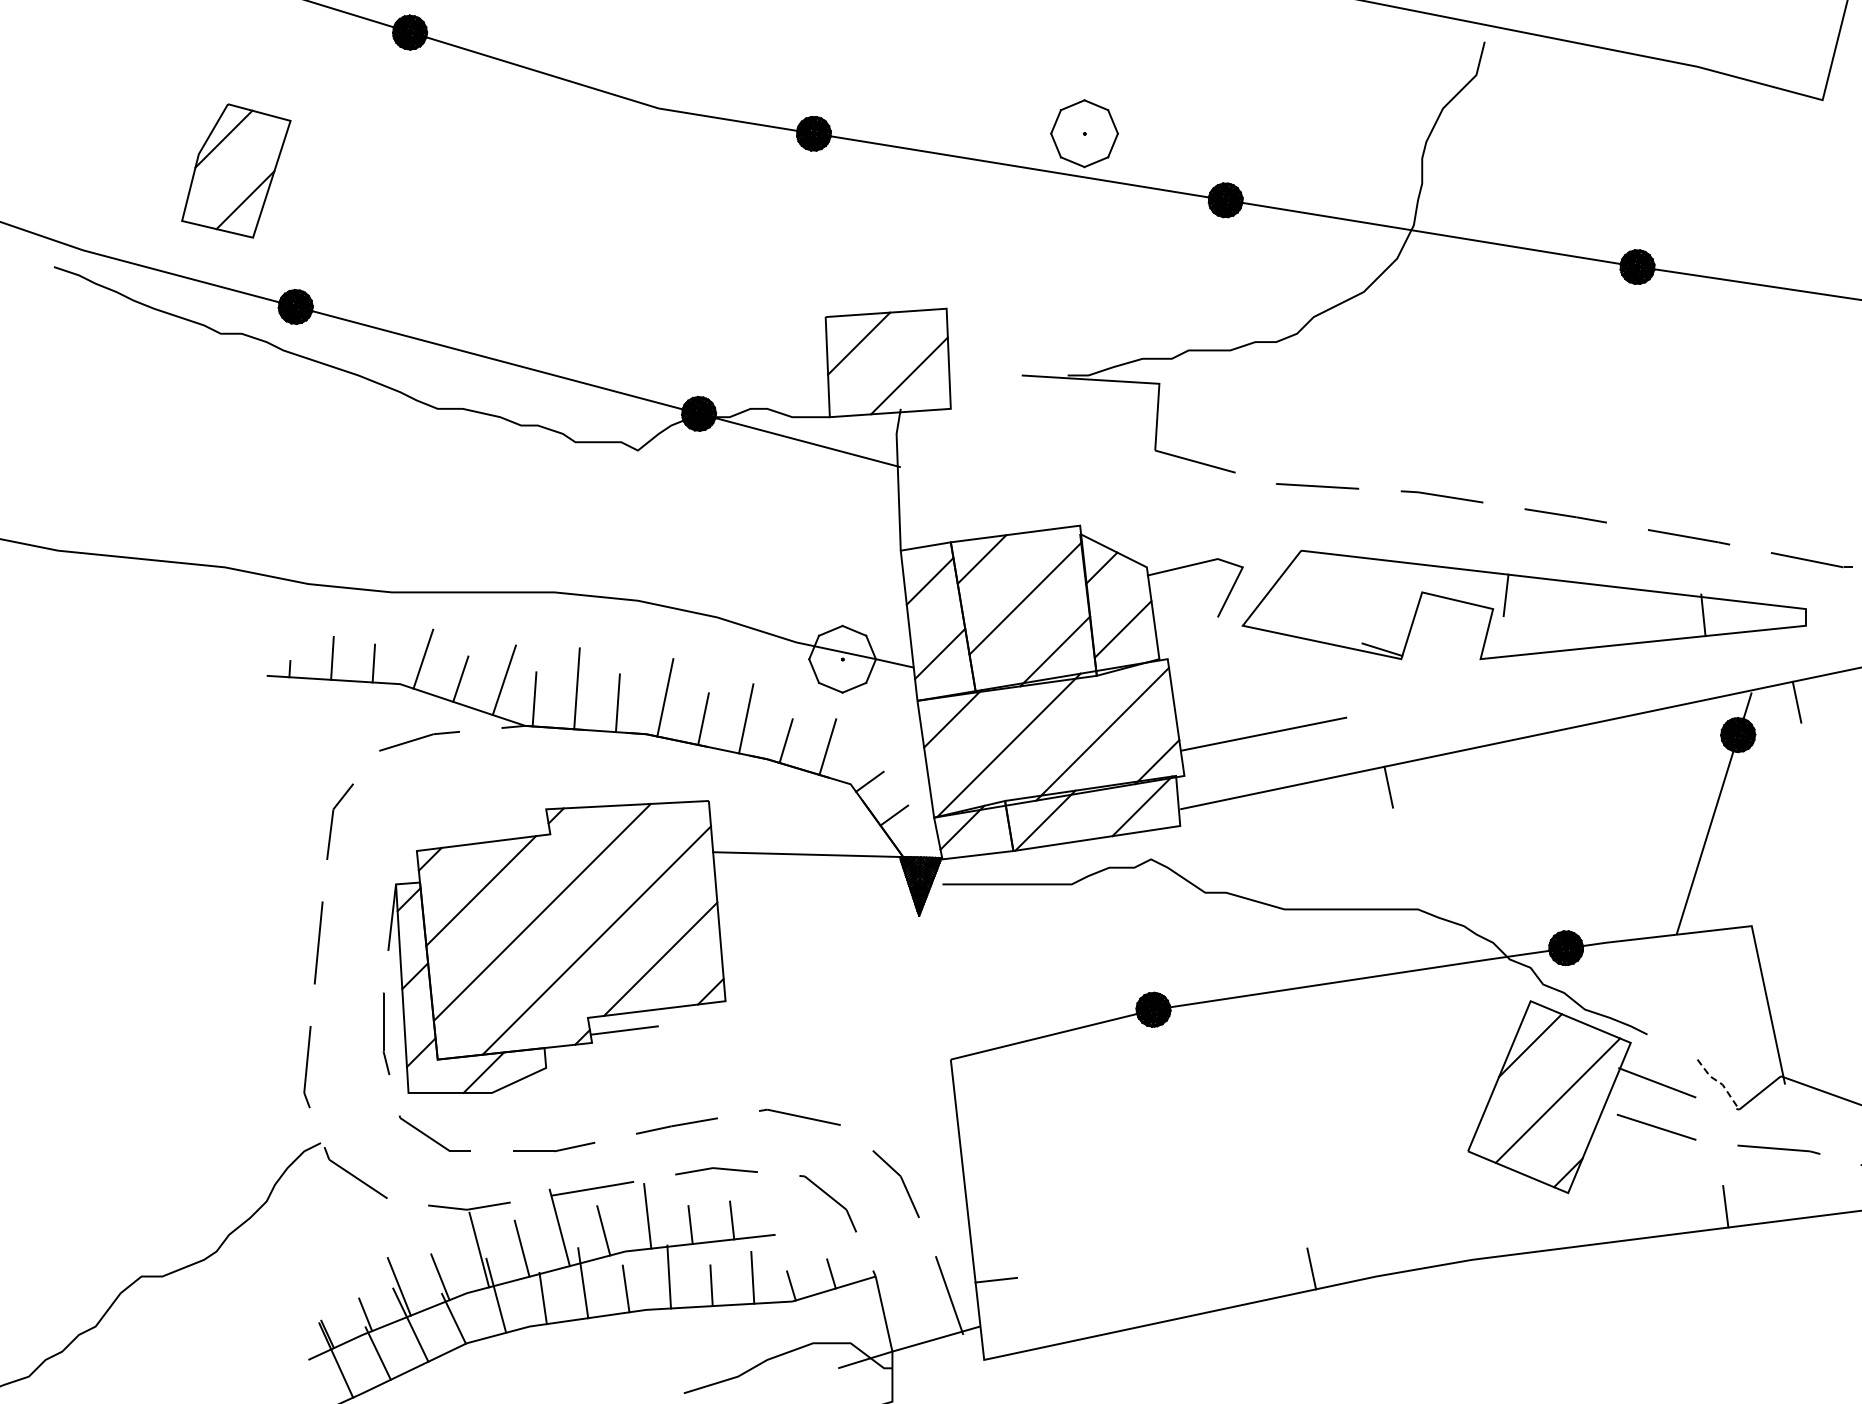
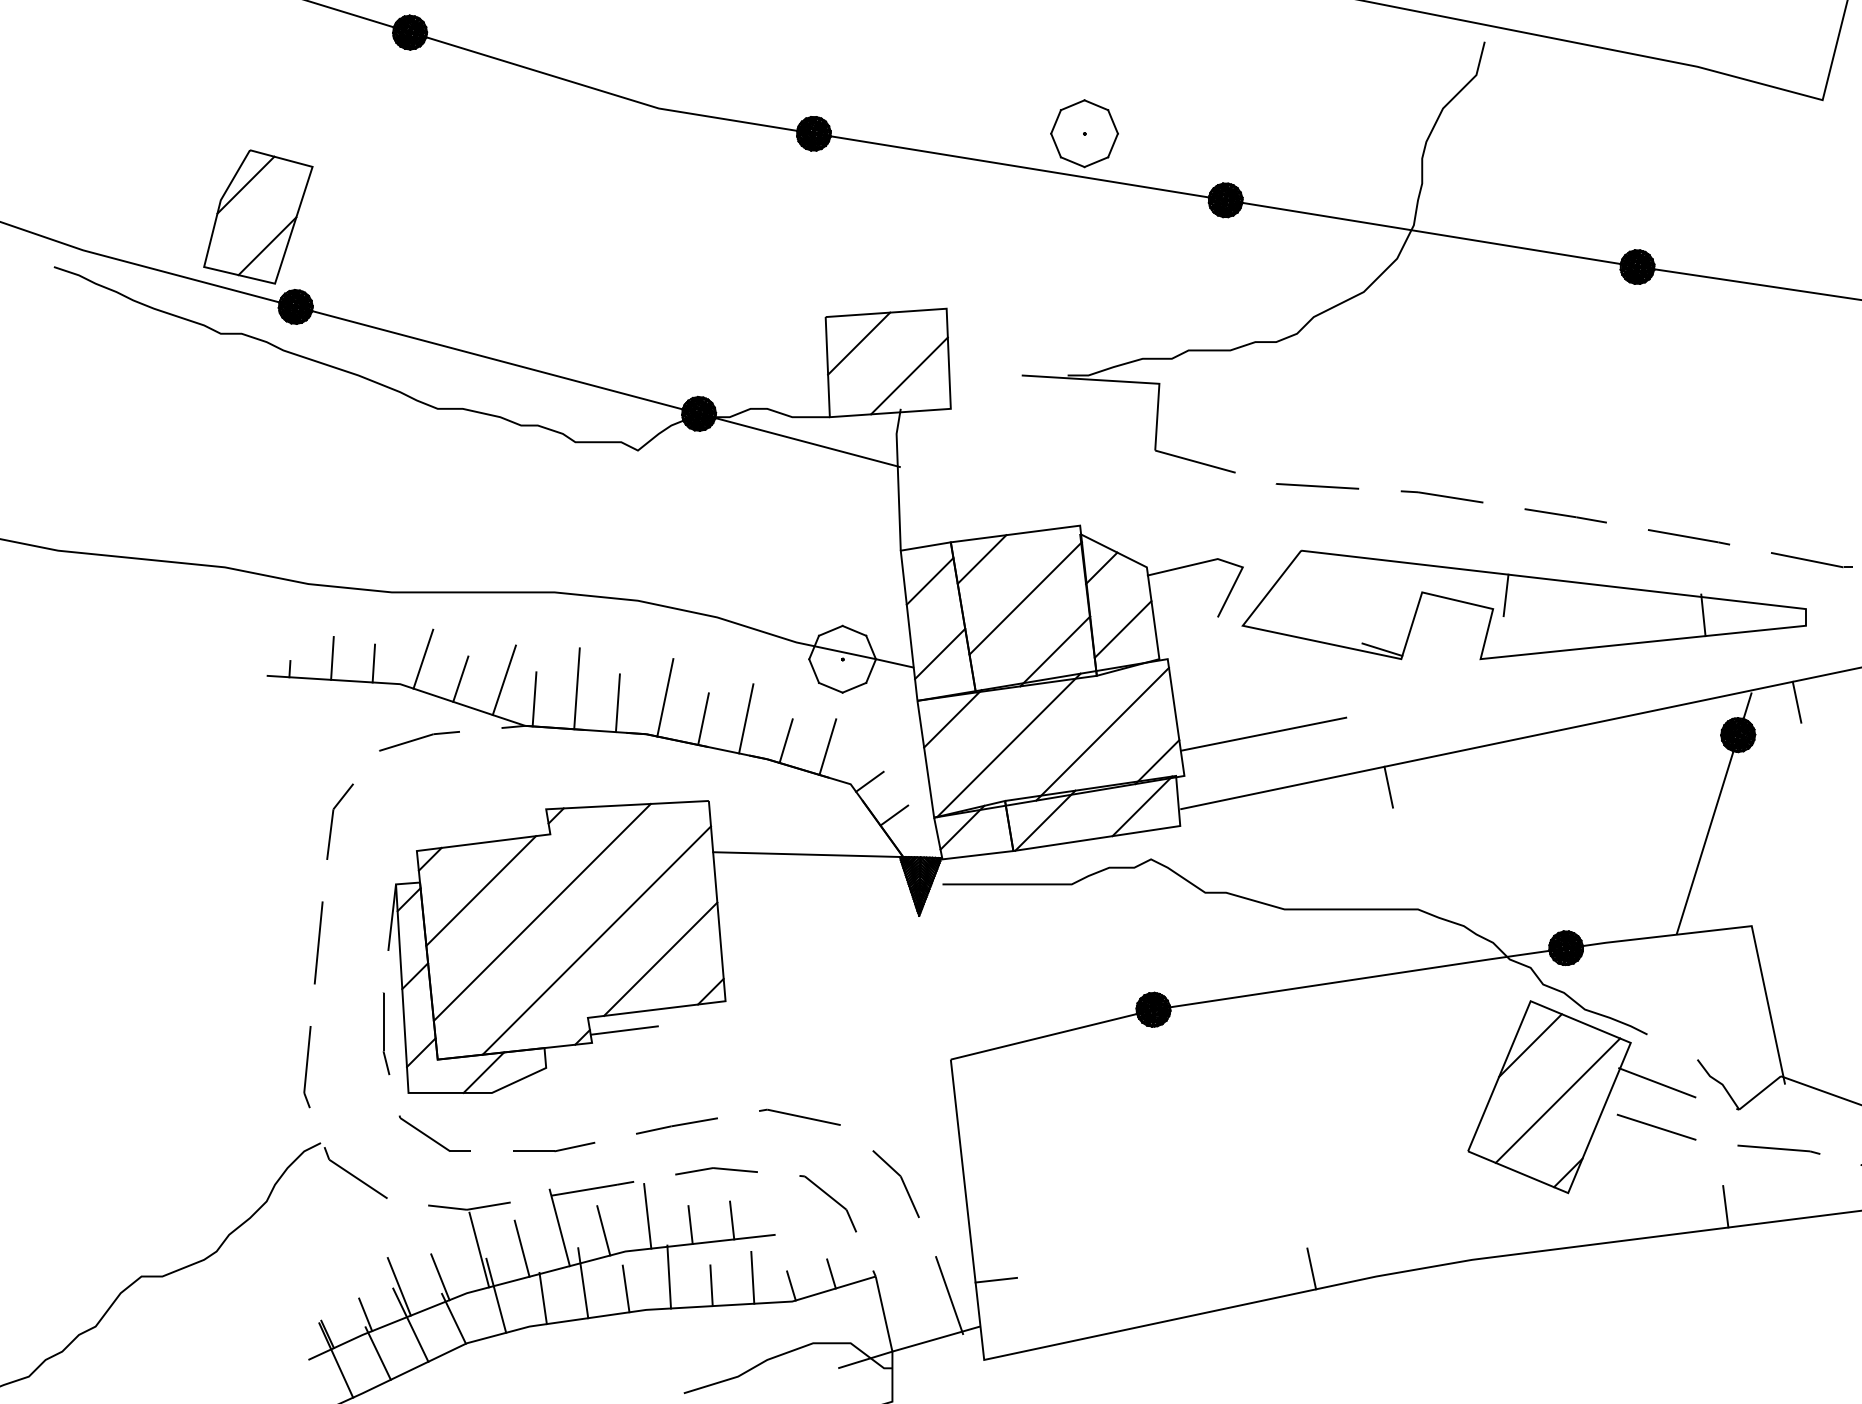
part position: (236, 170) -> (258, 216) (258, 216)
line: dashed -> solid (1720, 1083)
